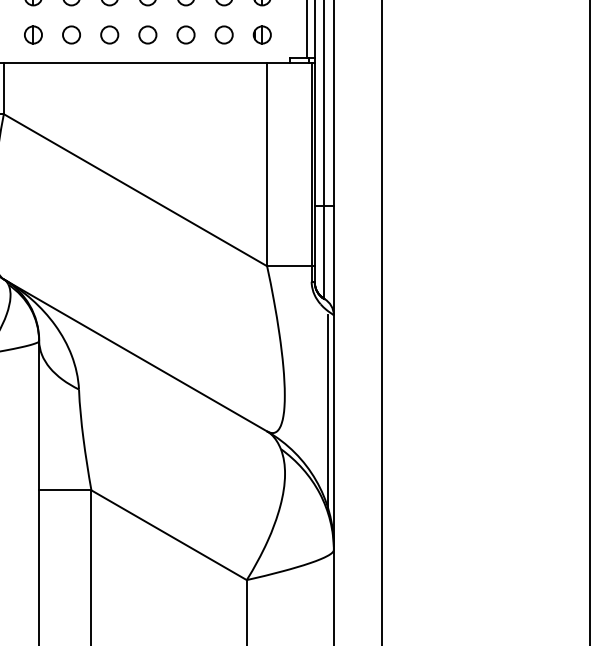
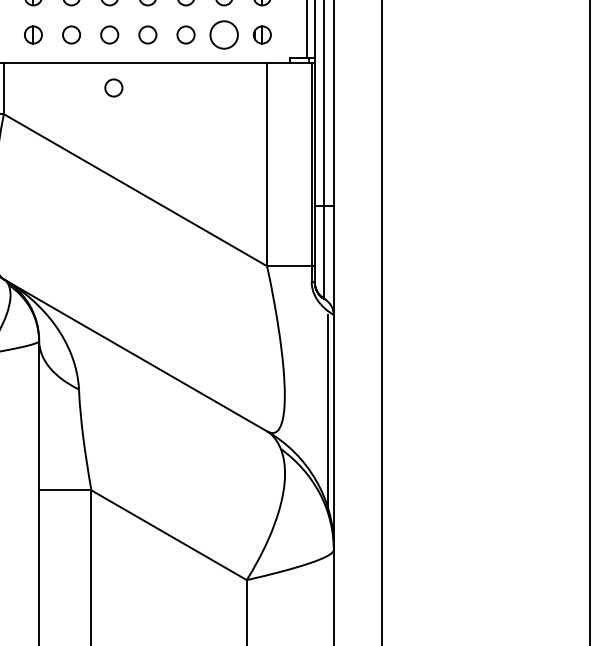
circle diameter: 17 px -> 27 px (223, 34)
circle: none -> present (113, 87)
